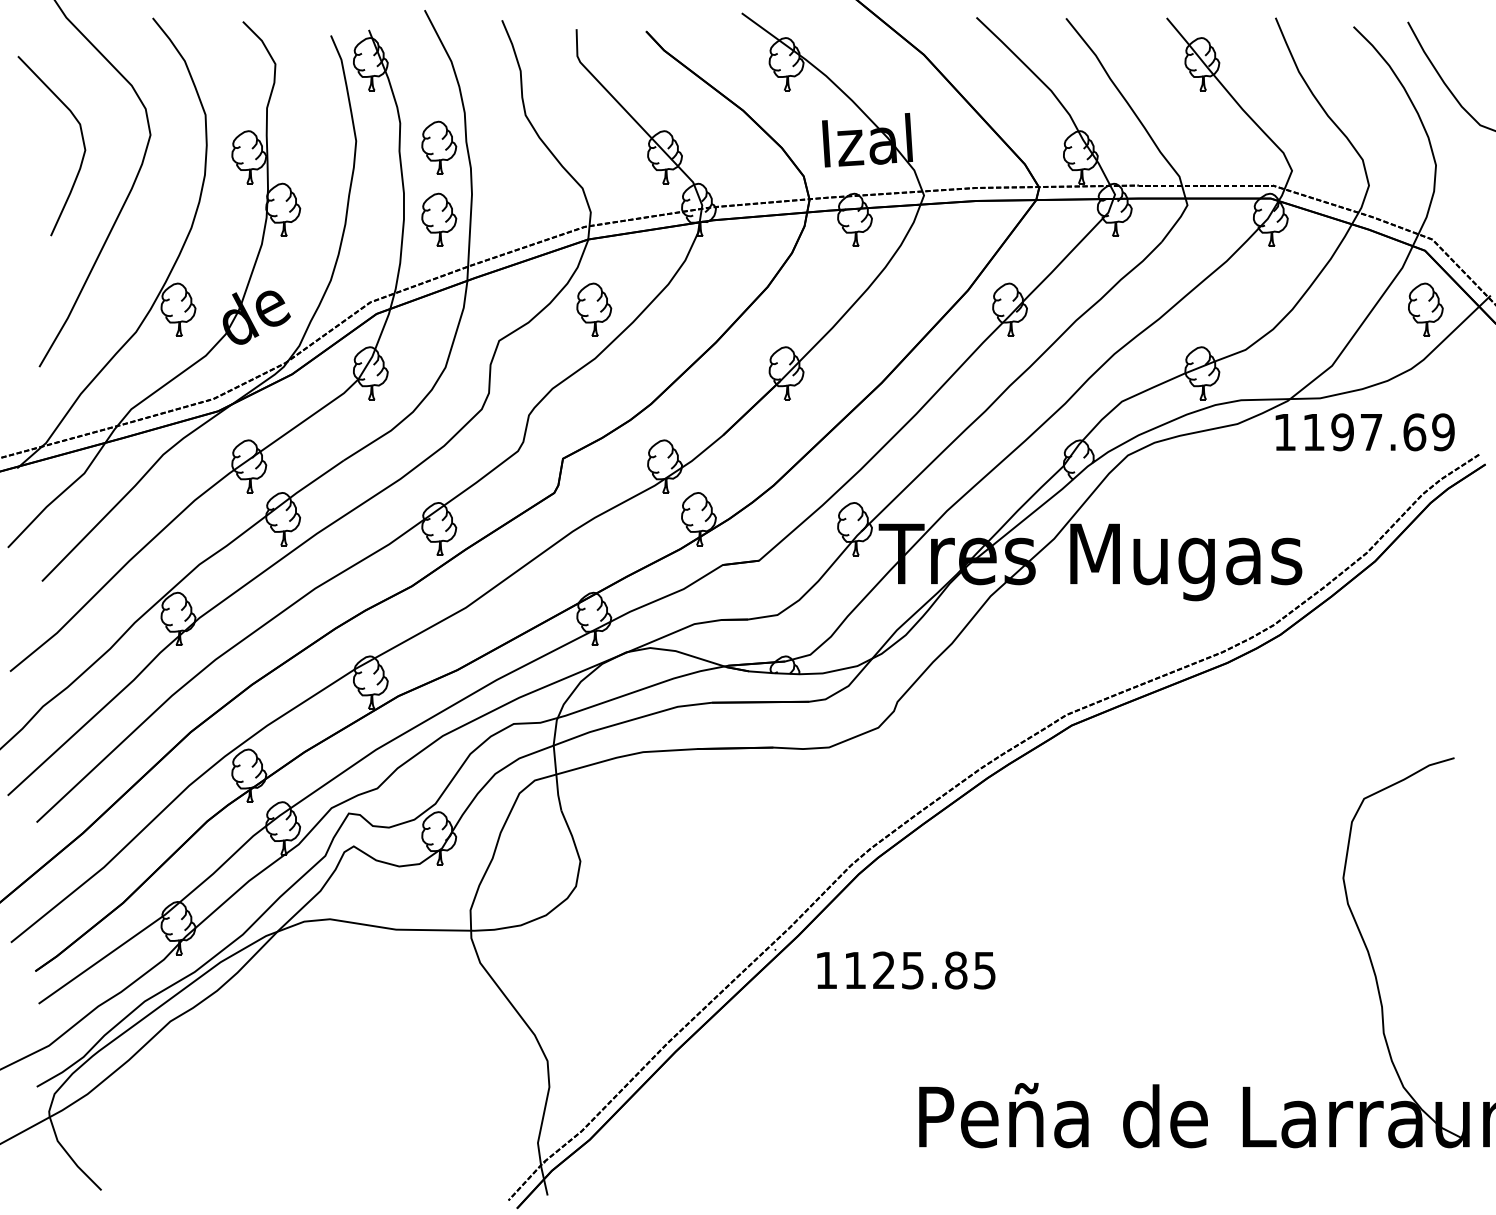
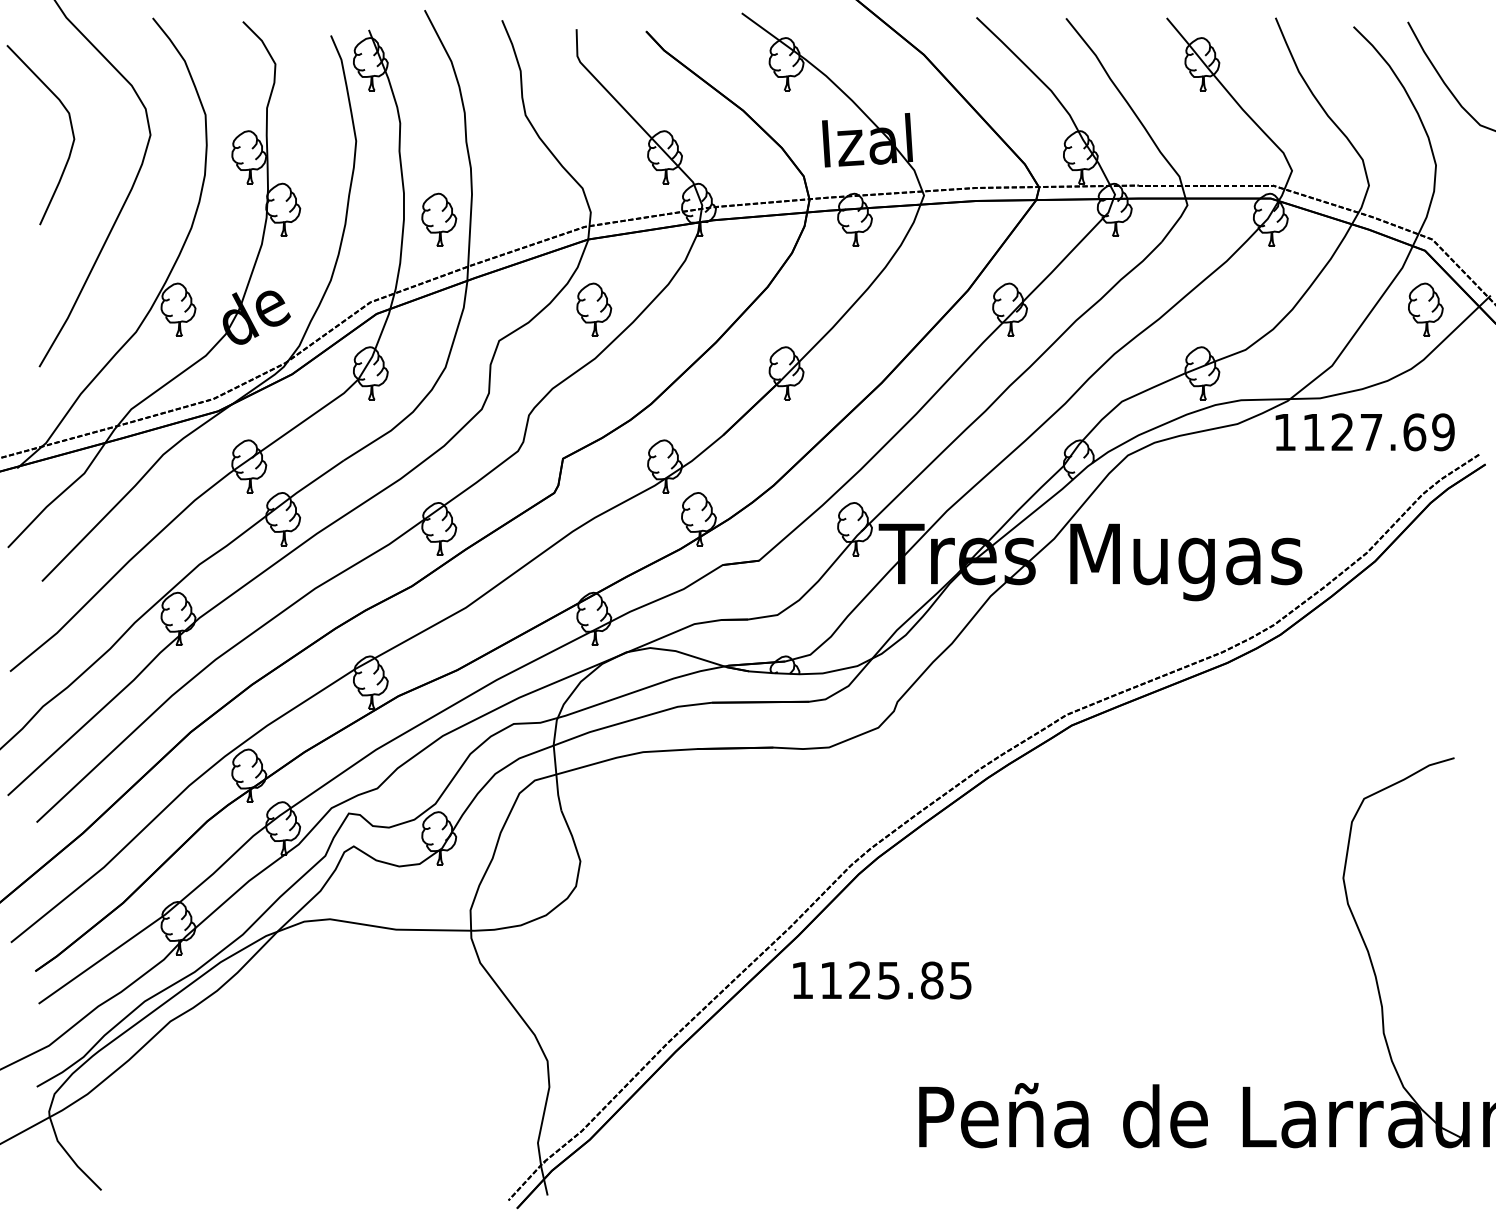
curve position: (82, 142) -> (71, 131) (71, 131)
part: present -> none (439, 147)
text: 1197.69 -> 1127.69 (1342, 432)
text position: (906, 970) -> (882, 980) (882, 980)
